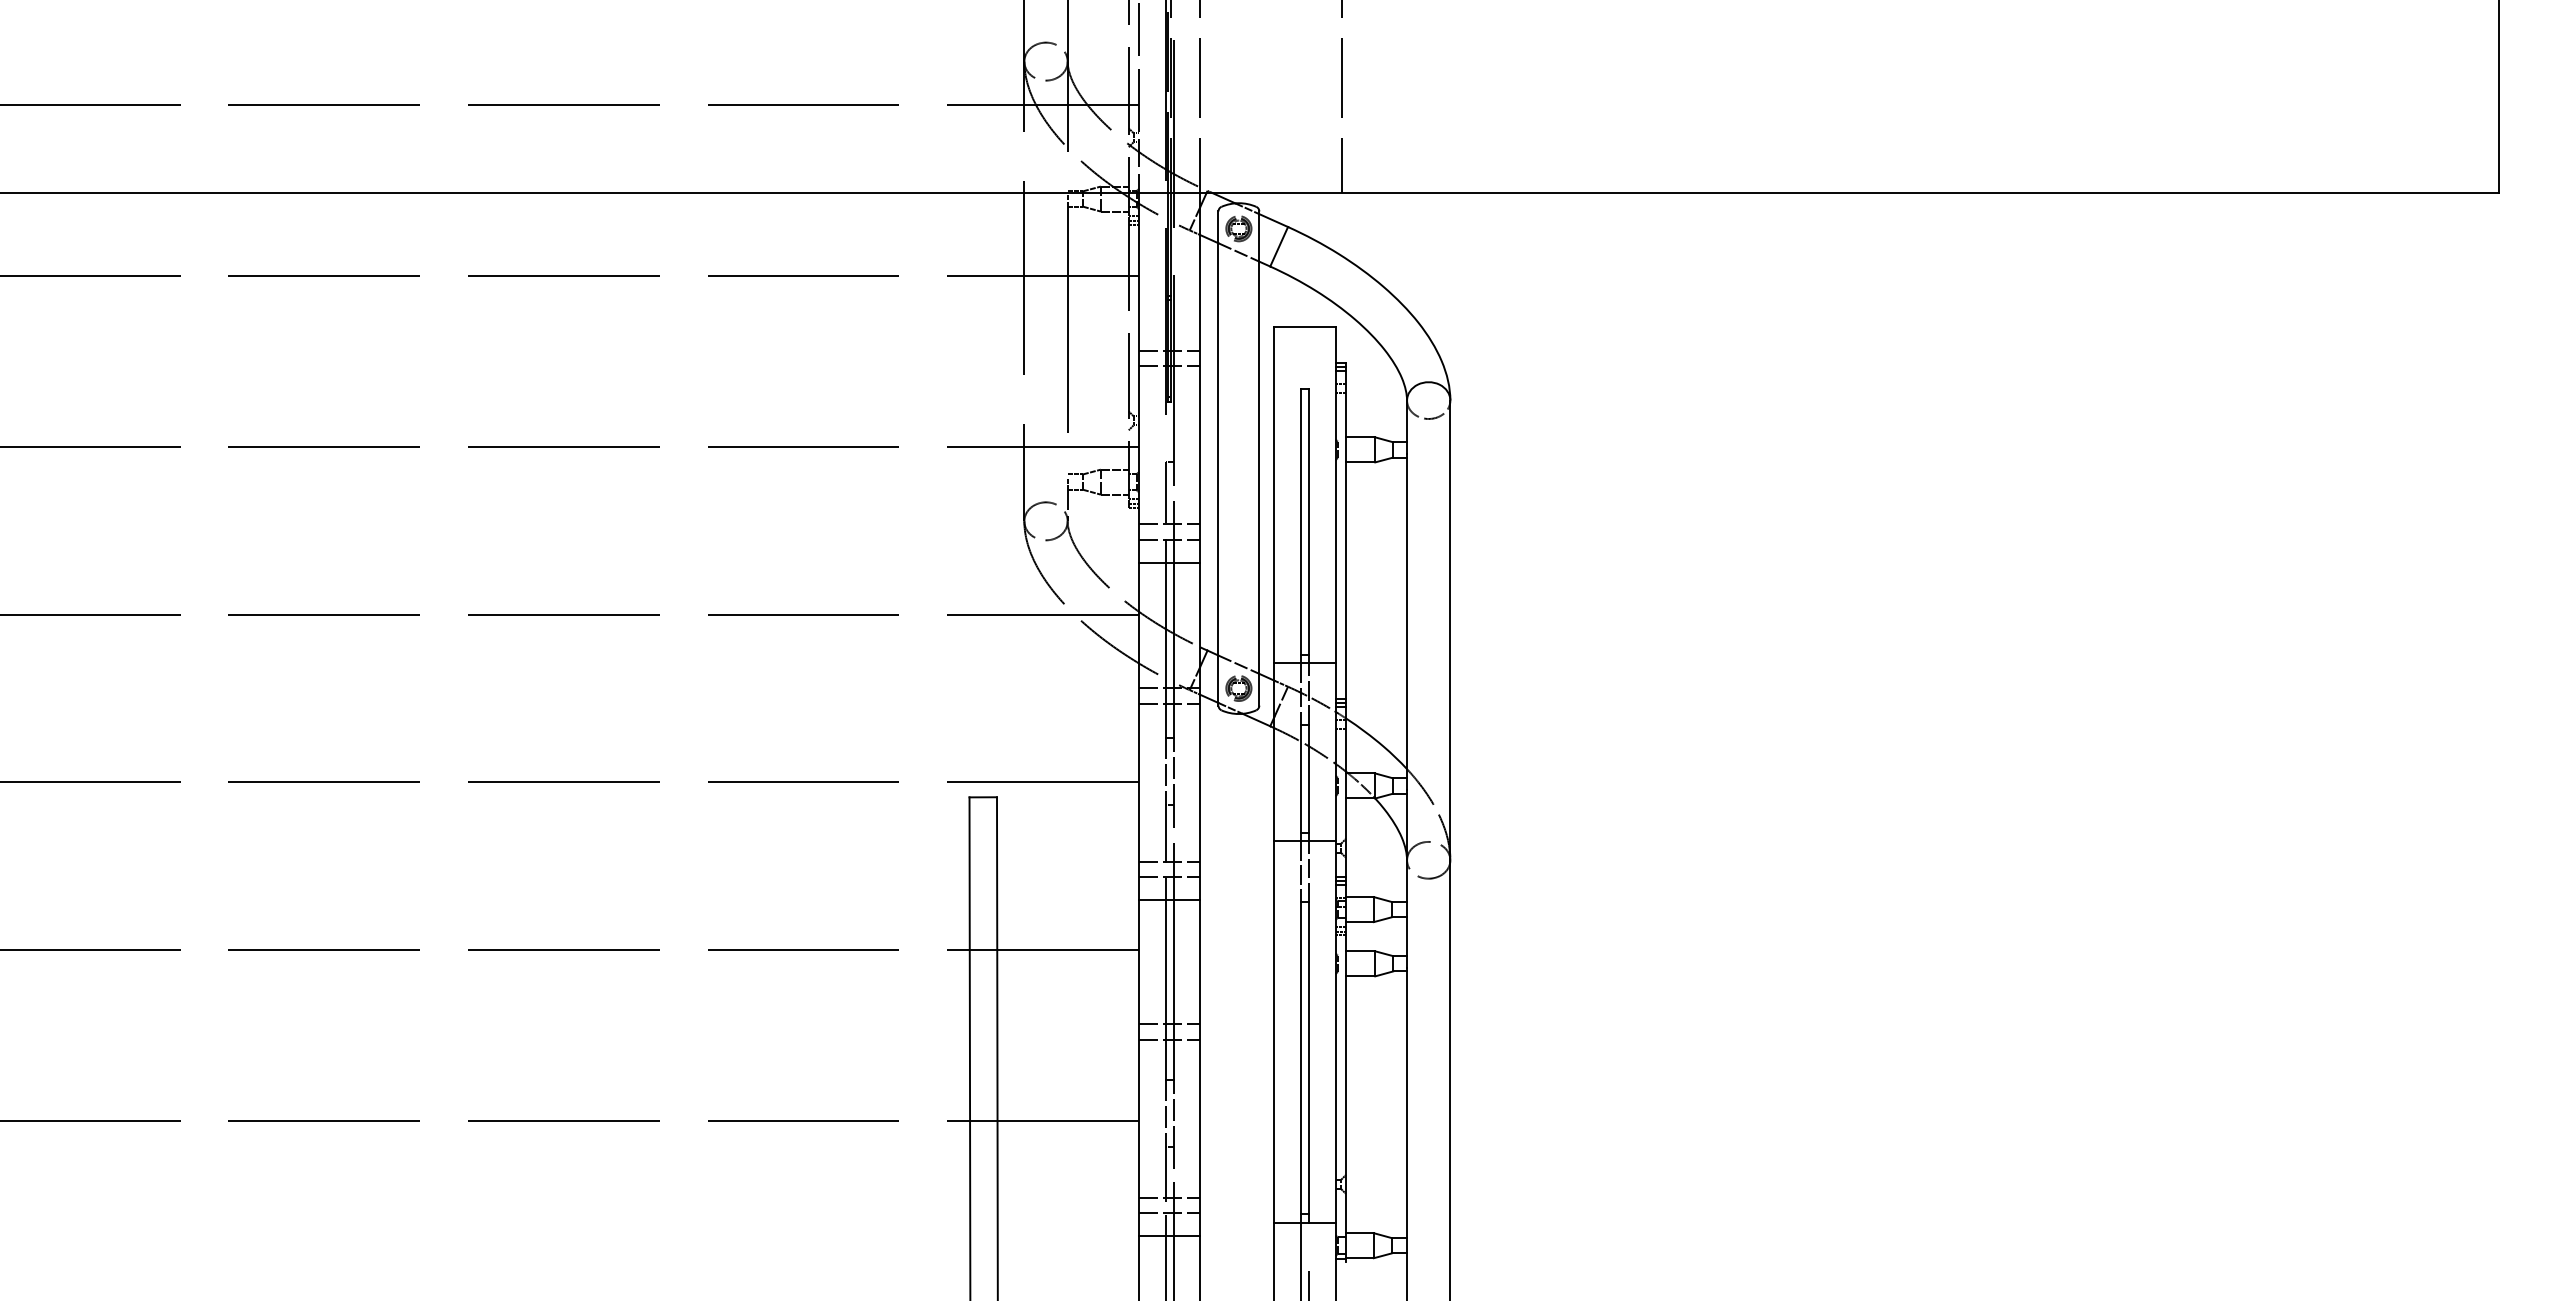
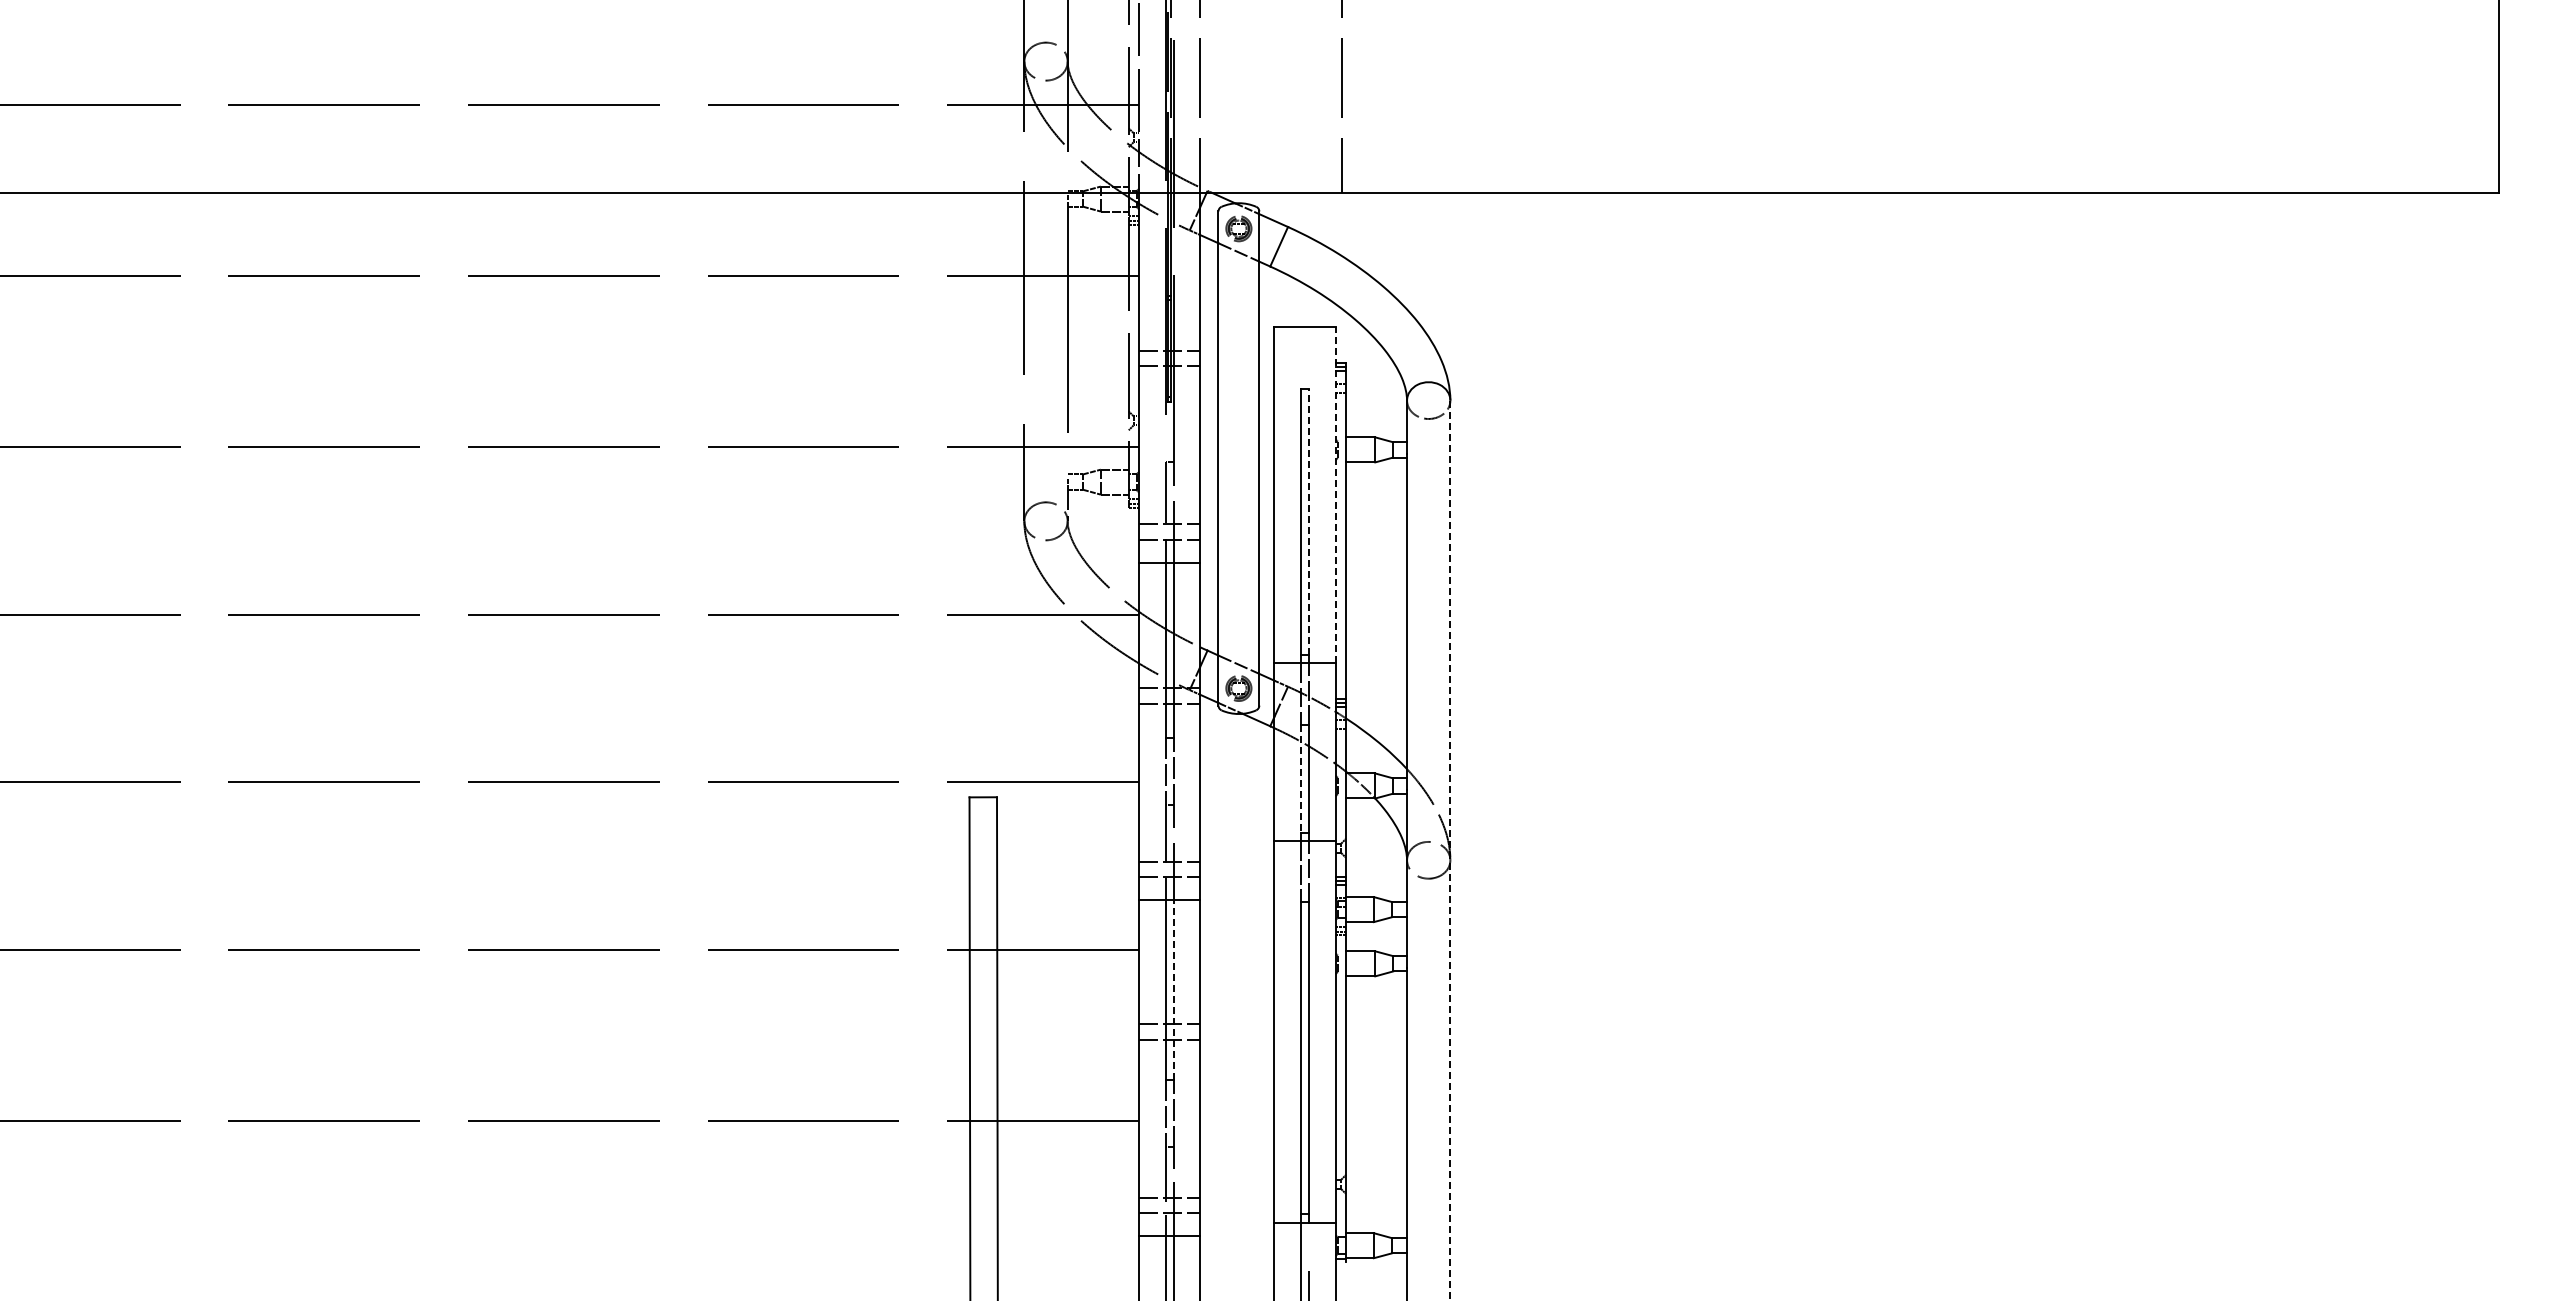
line: solid -> dashed (1335, 494)
line: solid -> dashed (1309, 521)
line: solid -> dashed (1301, 778)
line: solid -> dashed (1450, 850)
line: solid -> dashed (1173, 989)
